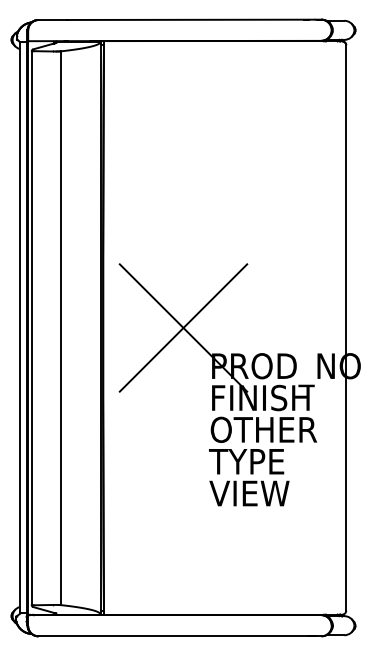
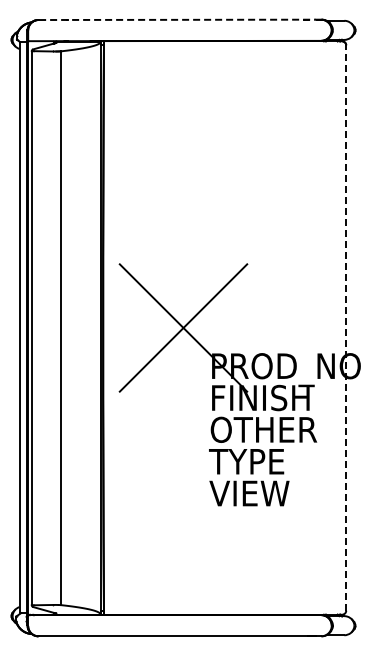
line: solid -> dashed (179, 19)
line: solid -> dashed (346, 328)
